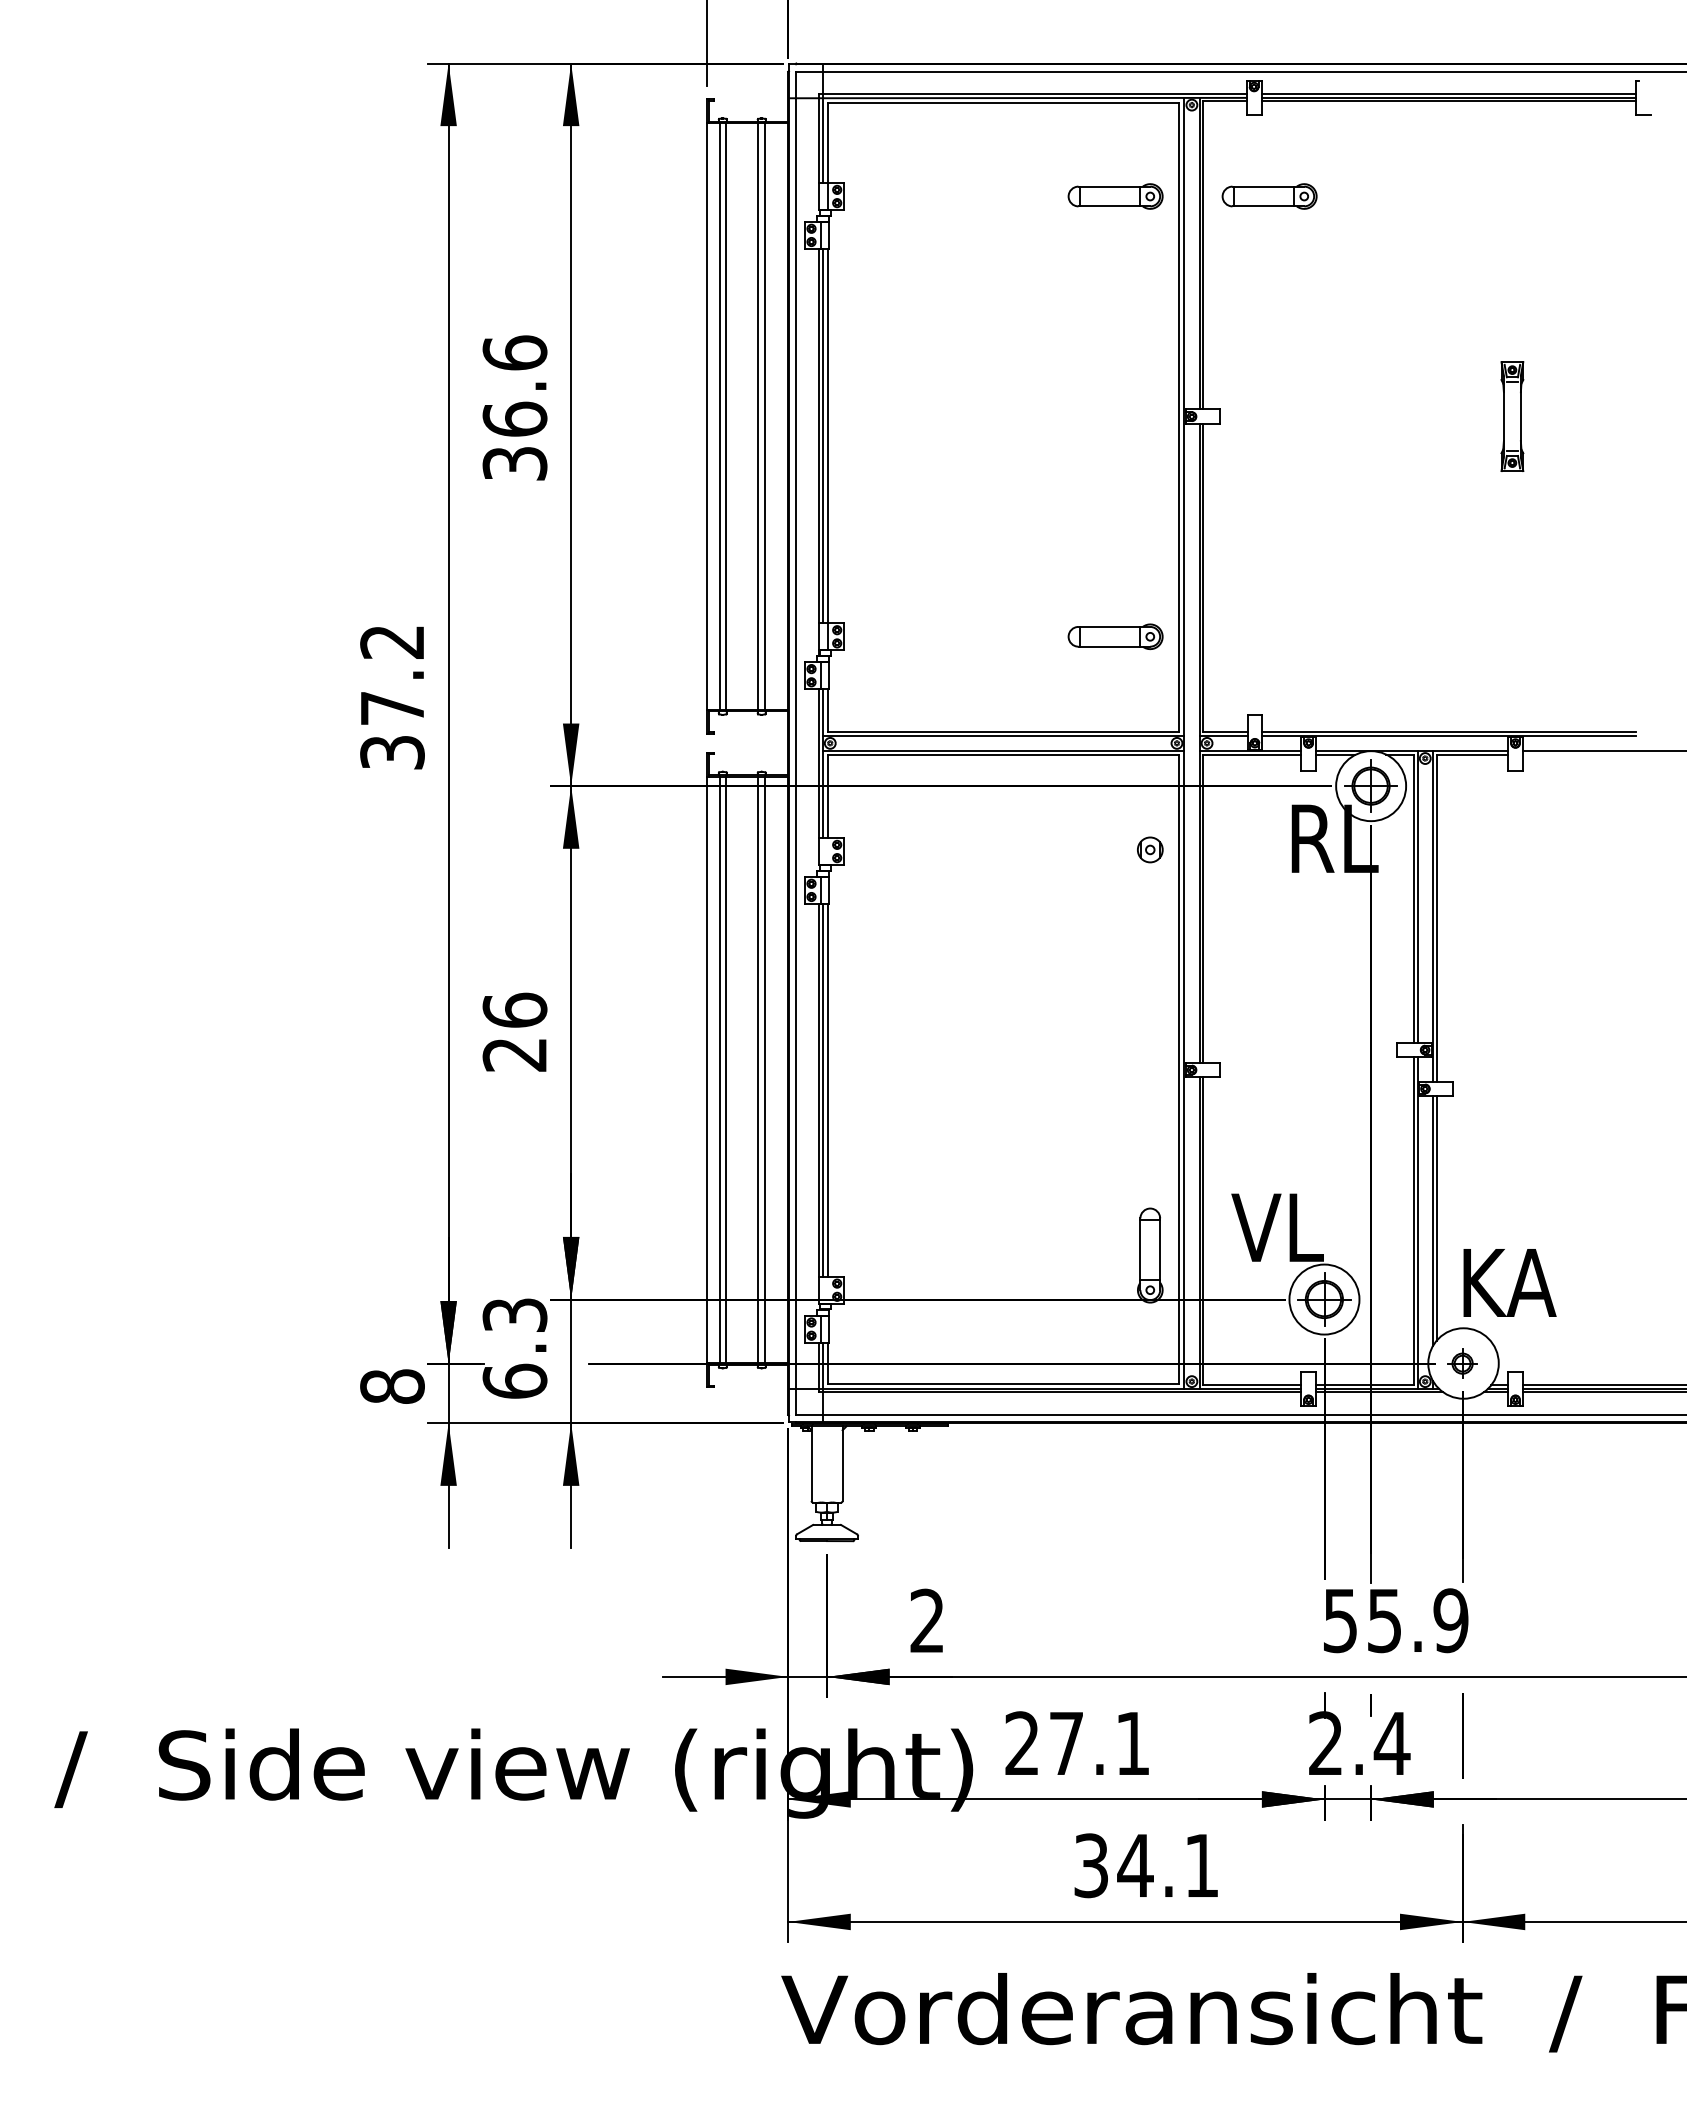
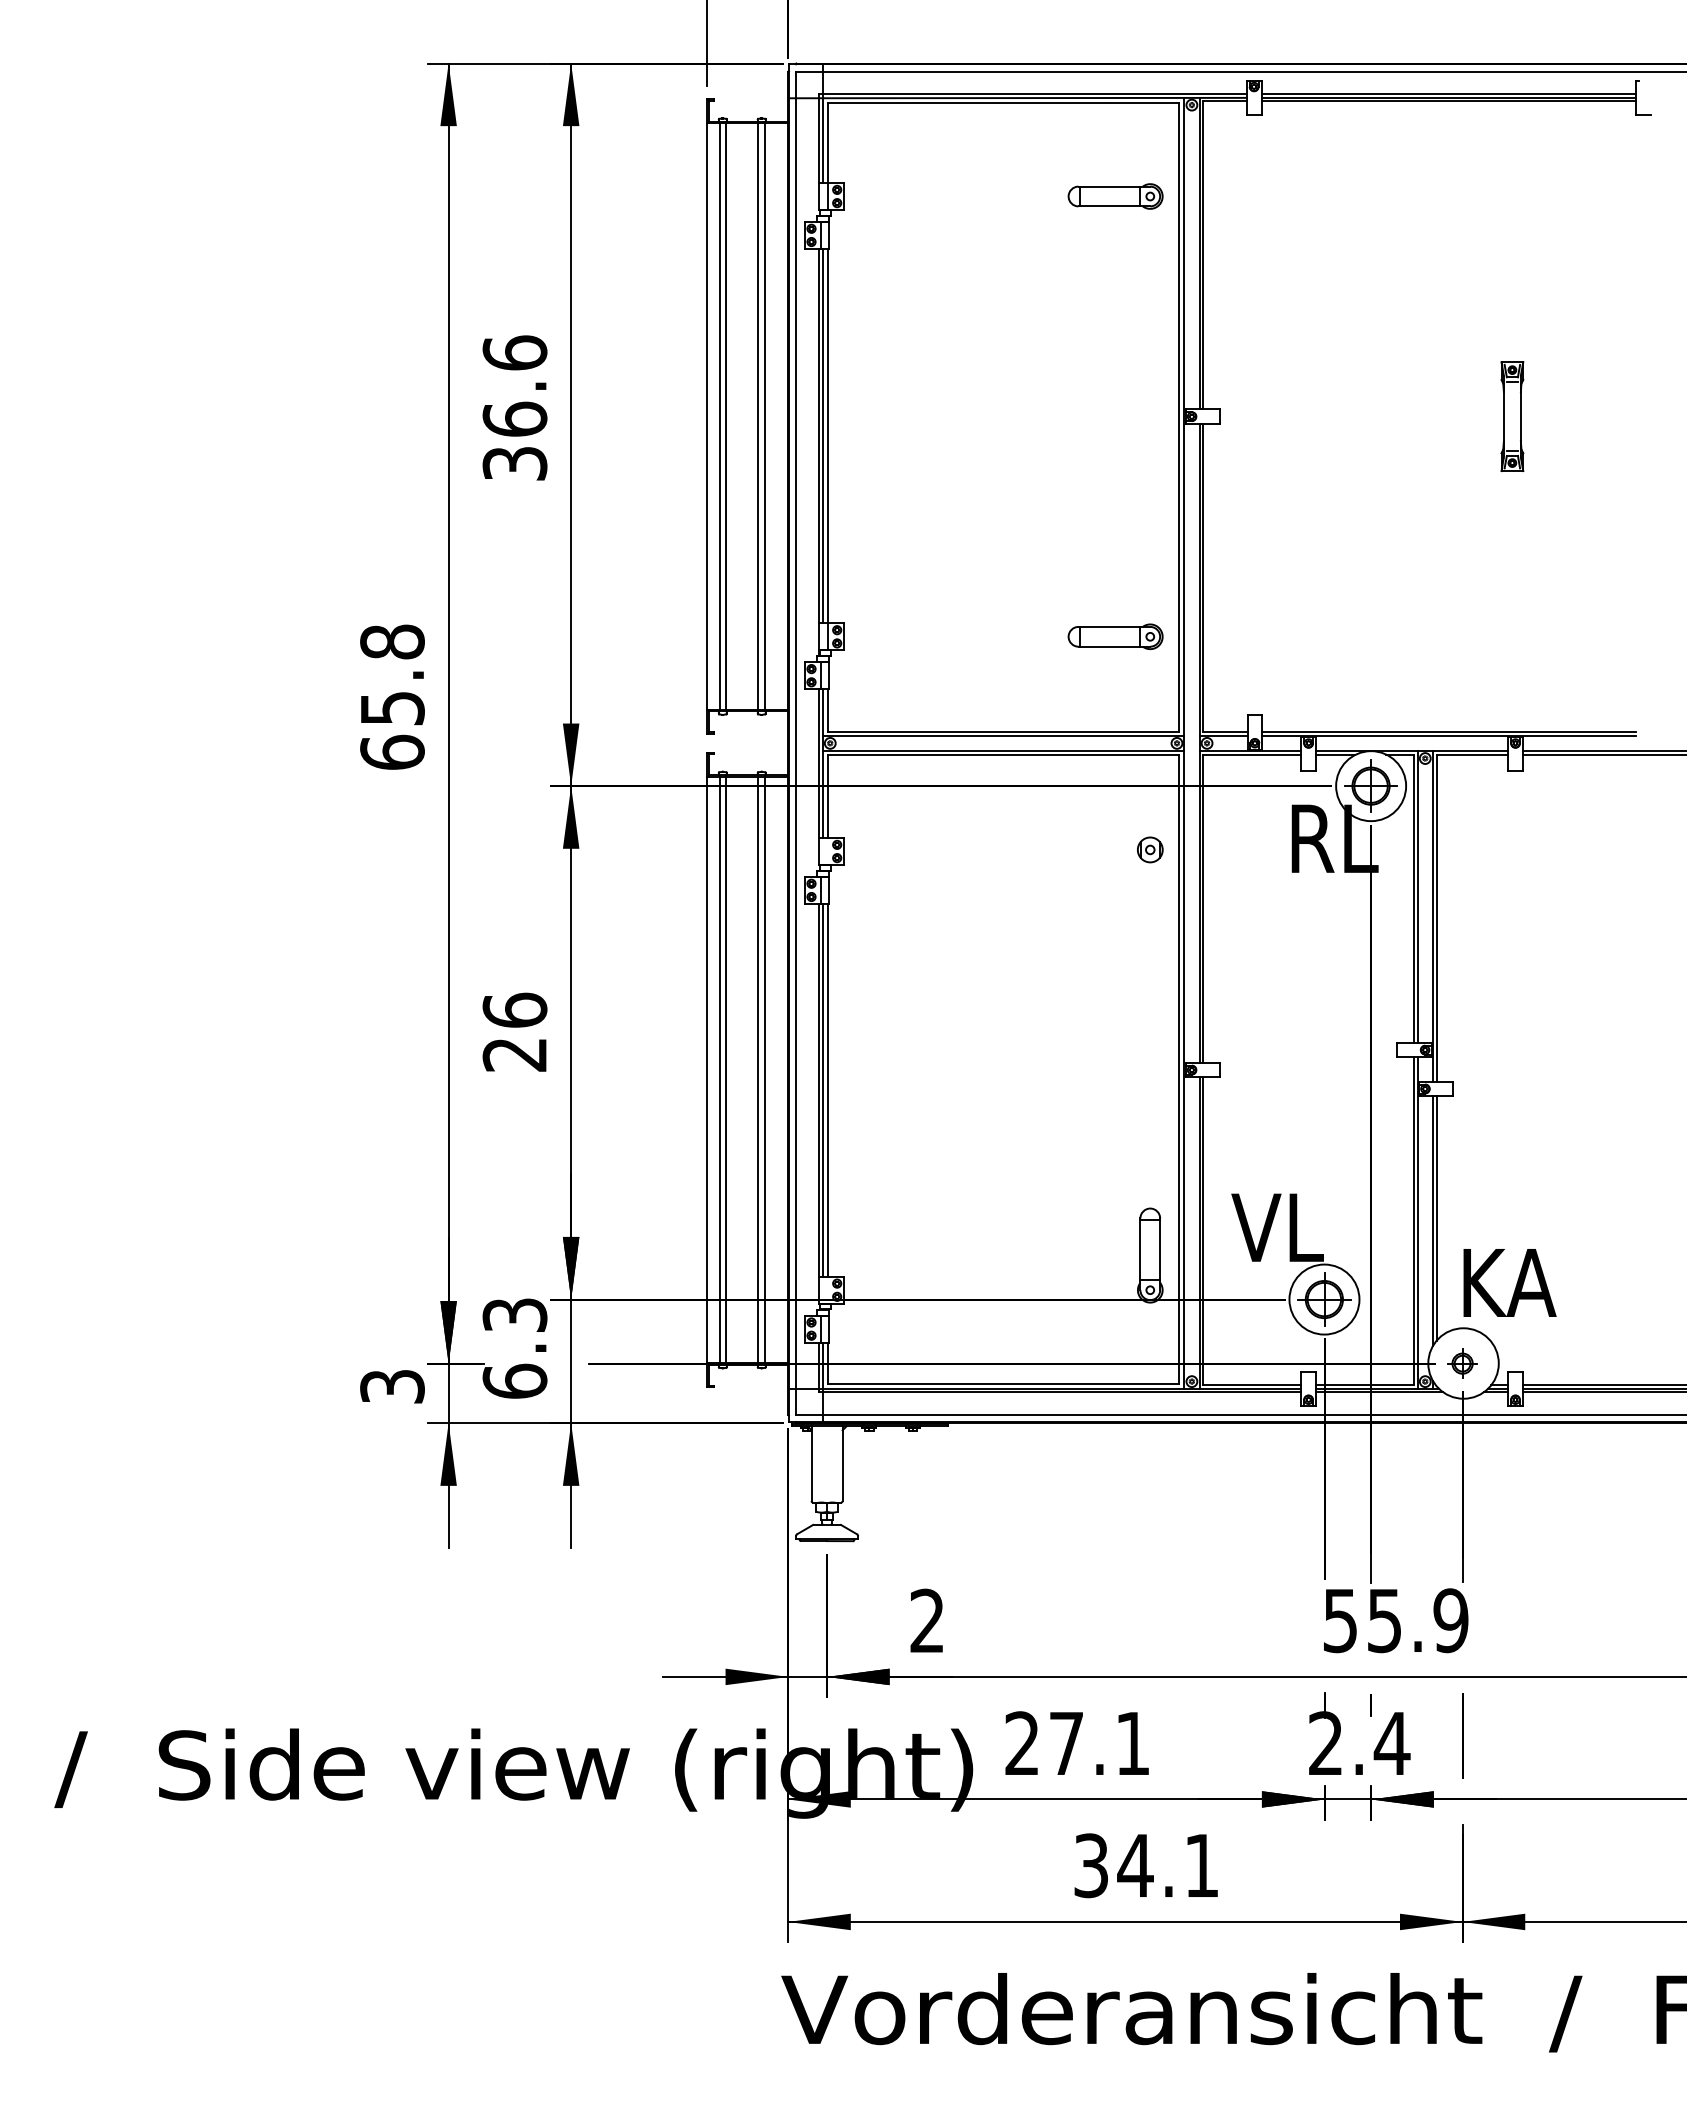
part: present -> none (1269, 196)
text: 37.2 -> 65.8 (392, 696)
line: none -> present (1602, 754)
text: 8 -> 3 (392, 1386)
